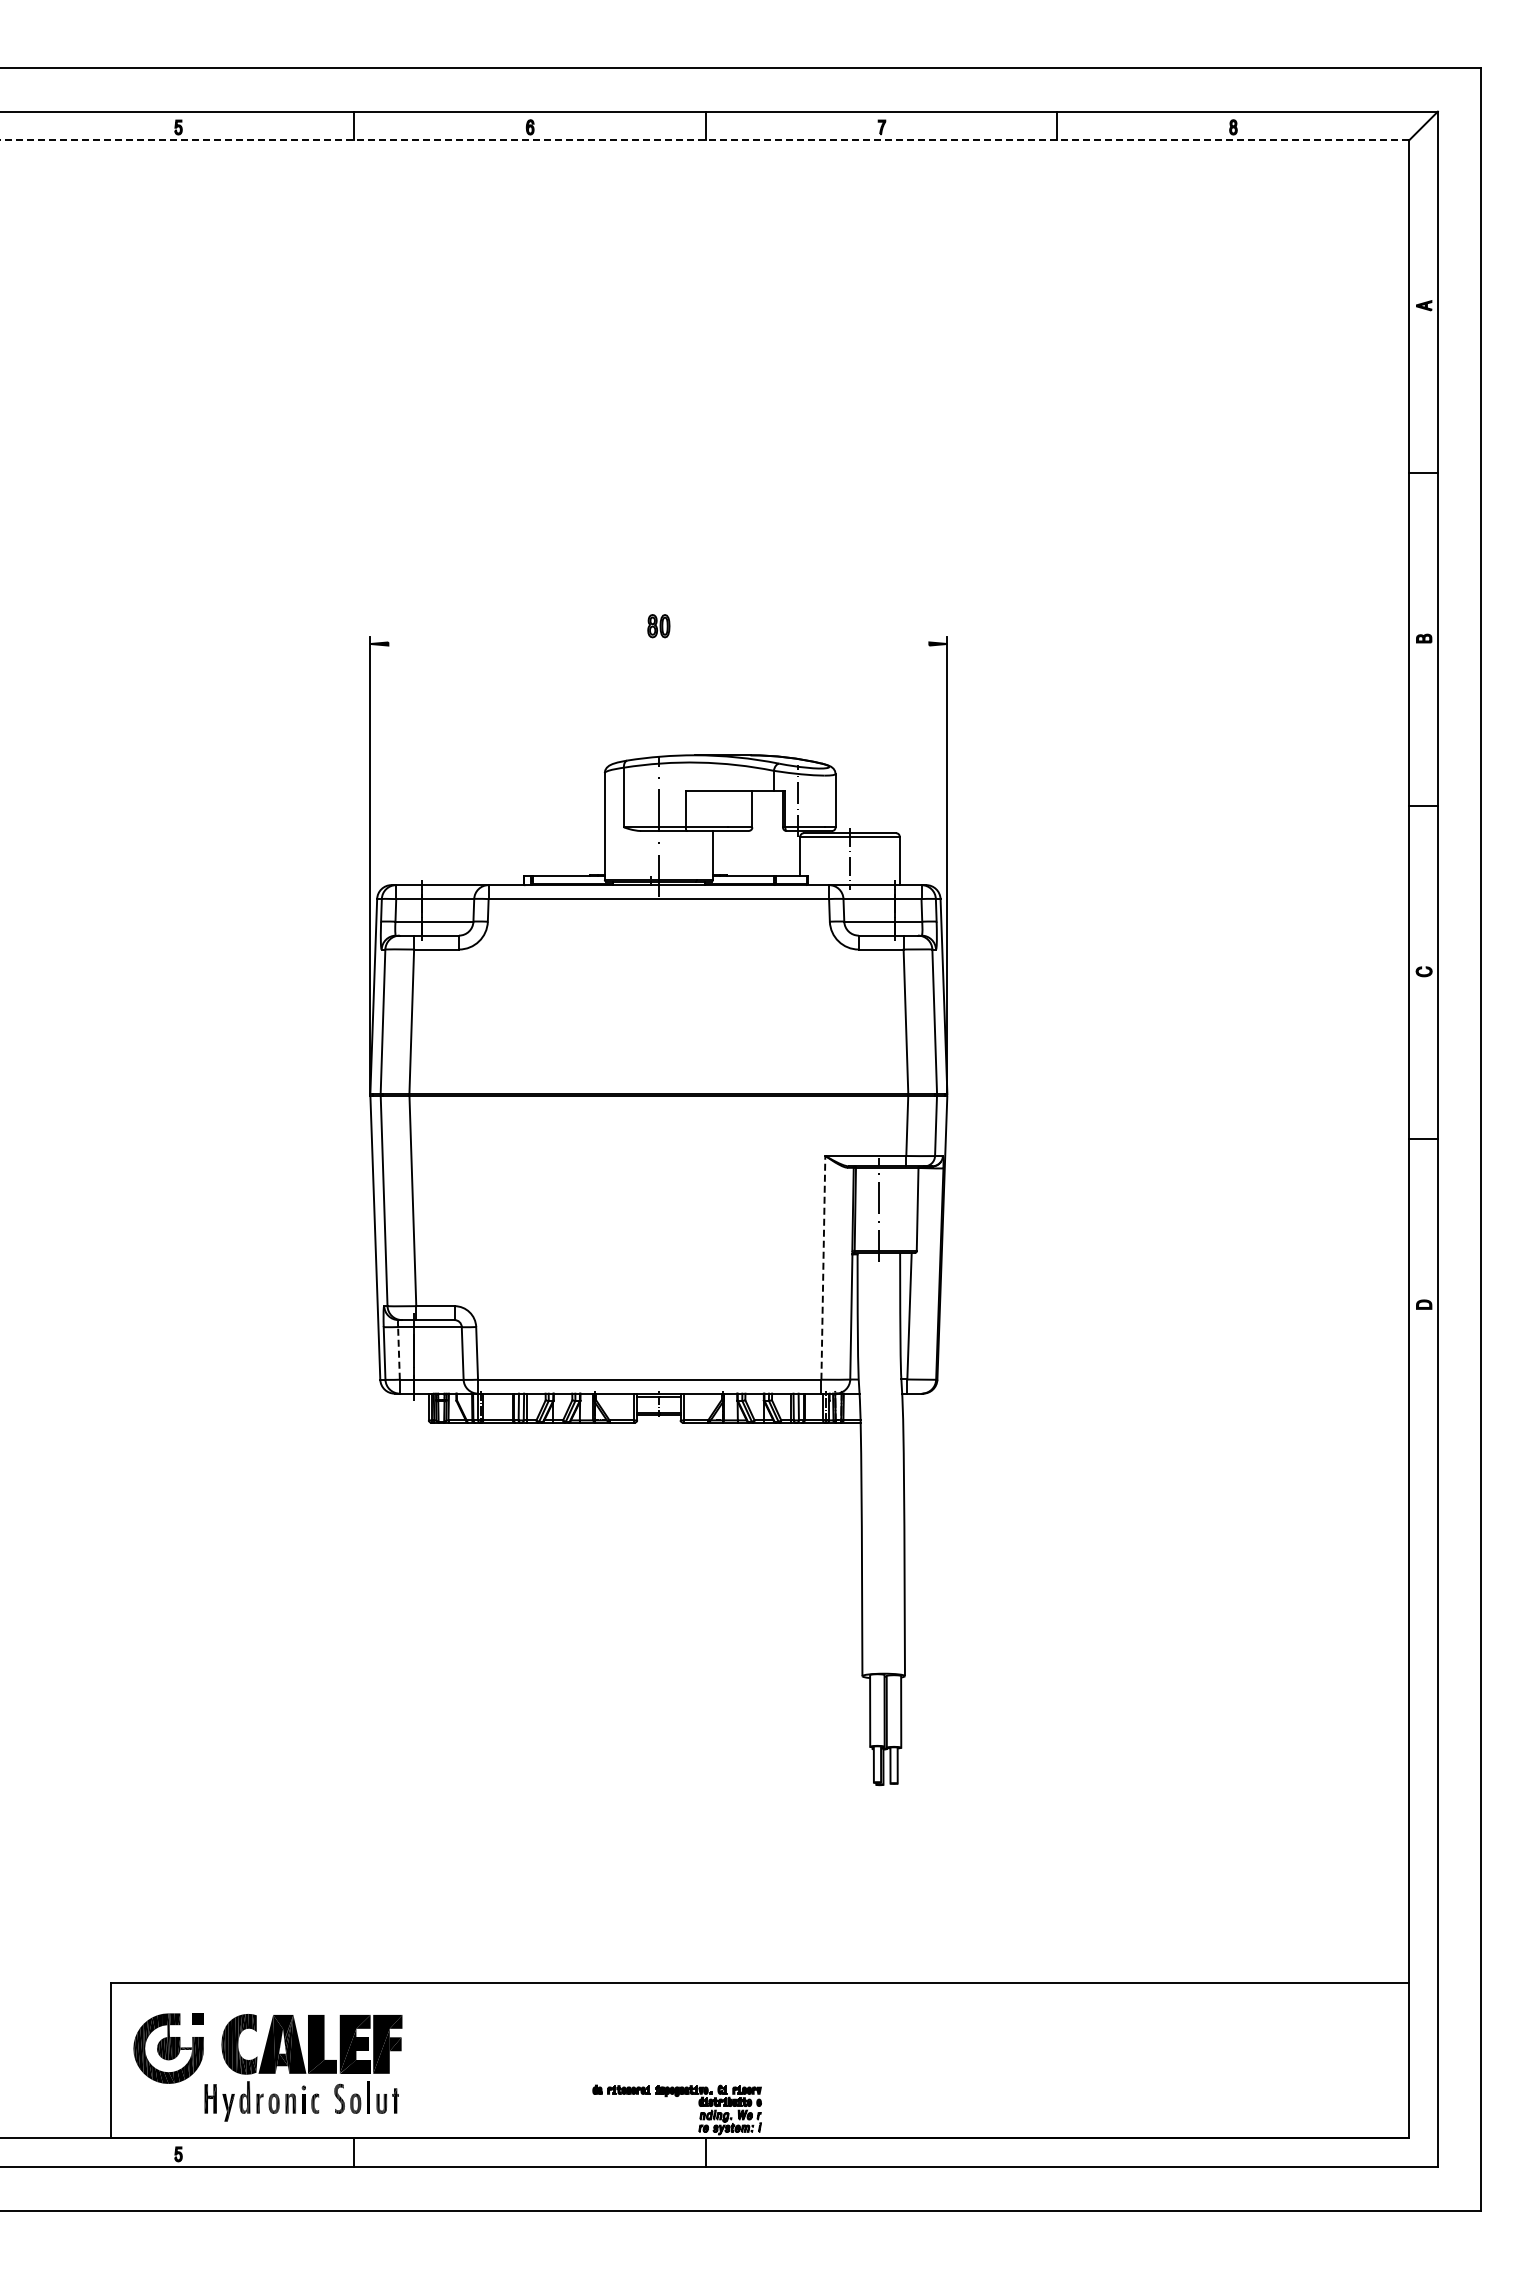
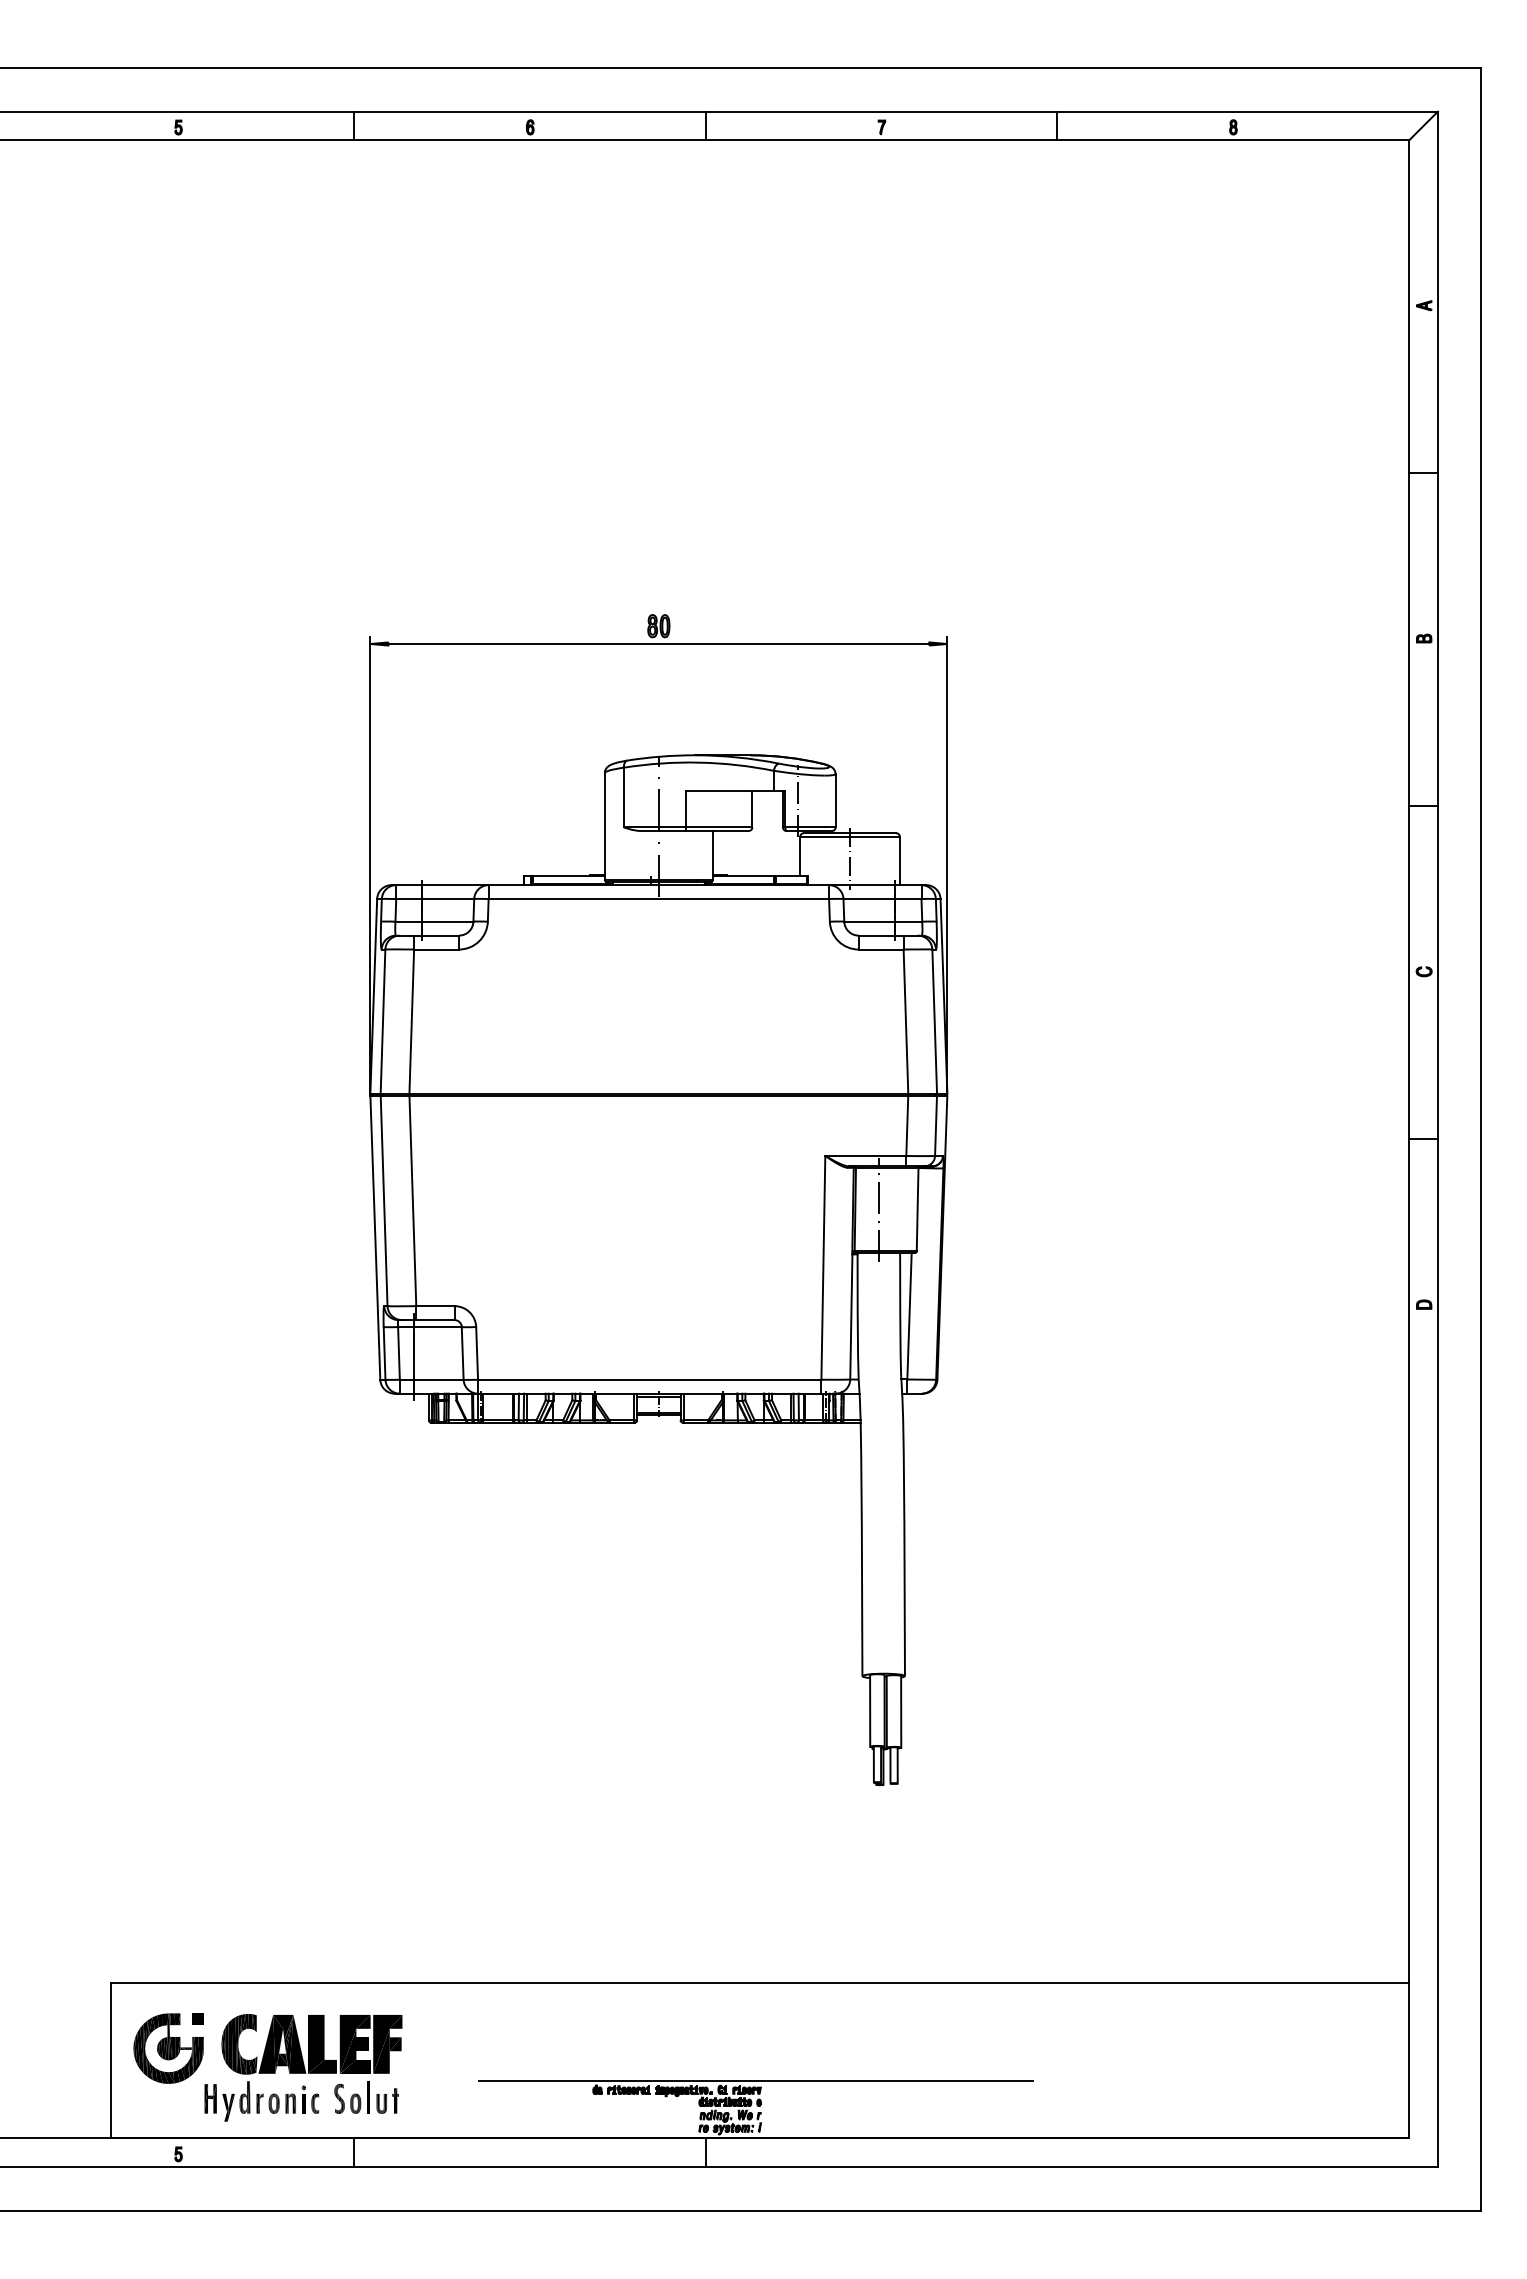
line: dashed -> solid (704, 140)
line: none -> present (658, 644)
line: dashed -> solid (823, 1267)
line: dashed -> solid (398, 1352)
line: none -> present (755, 2080)
